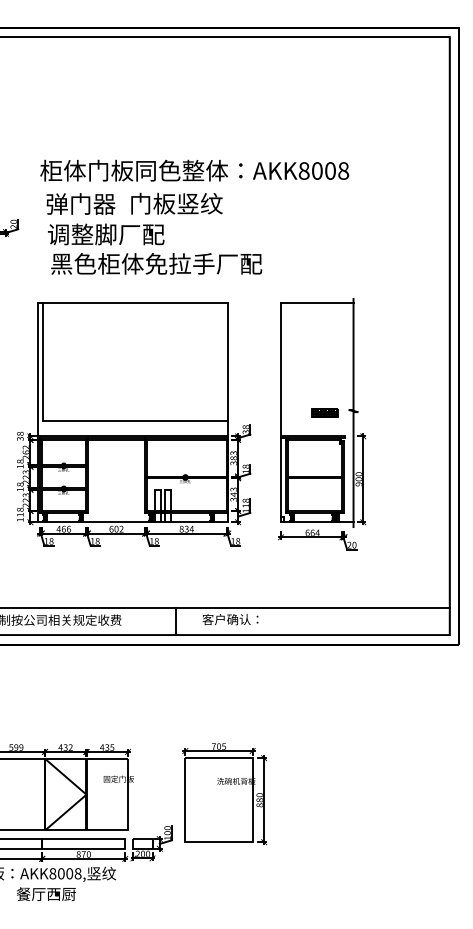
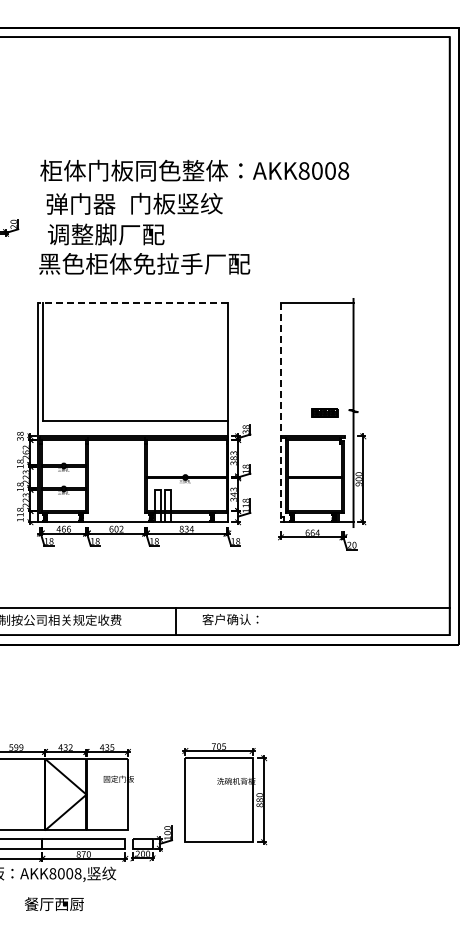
text position: (156, 263) -> (144, 263) (144, 263)
line: solid -> dashed (132, 303)
line: solid -> dashed (281, 413)
text position: (46, 893) -> (54, 903) (54, 903)
